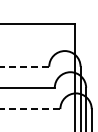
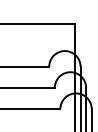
line: dashed -> solid (24, 66)
line: dashed -> solid (30, 109)
